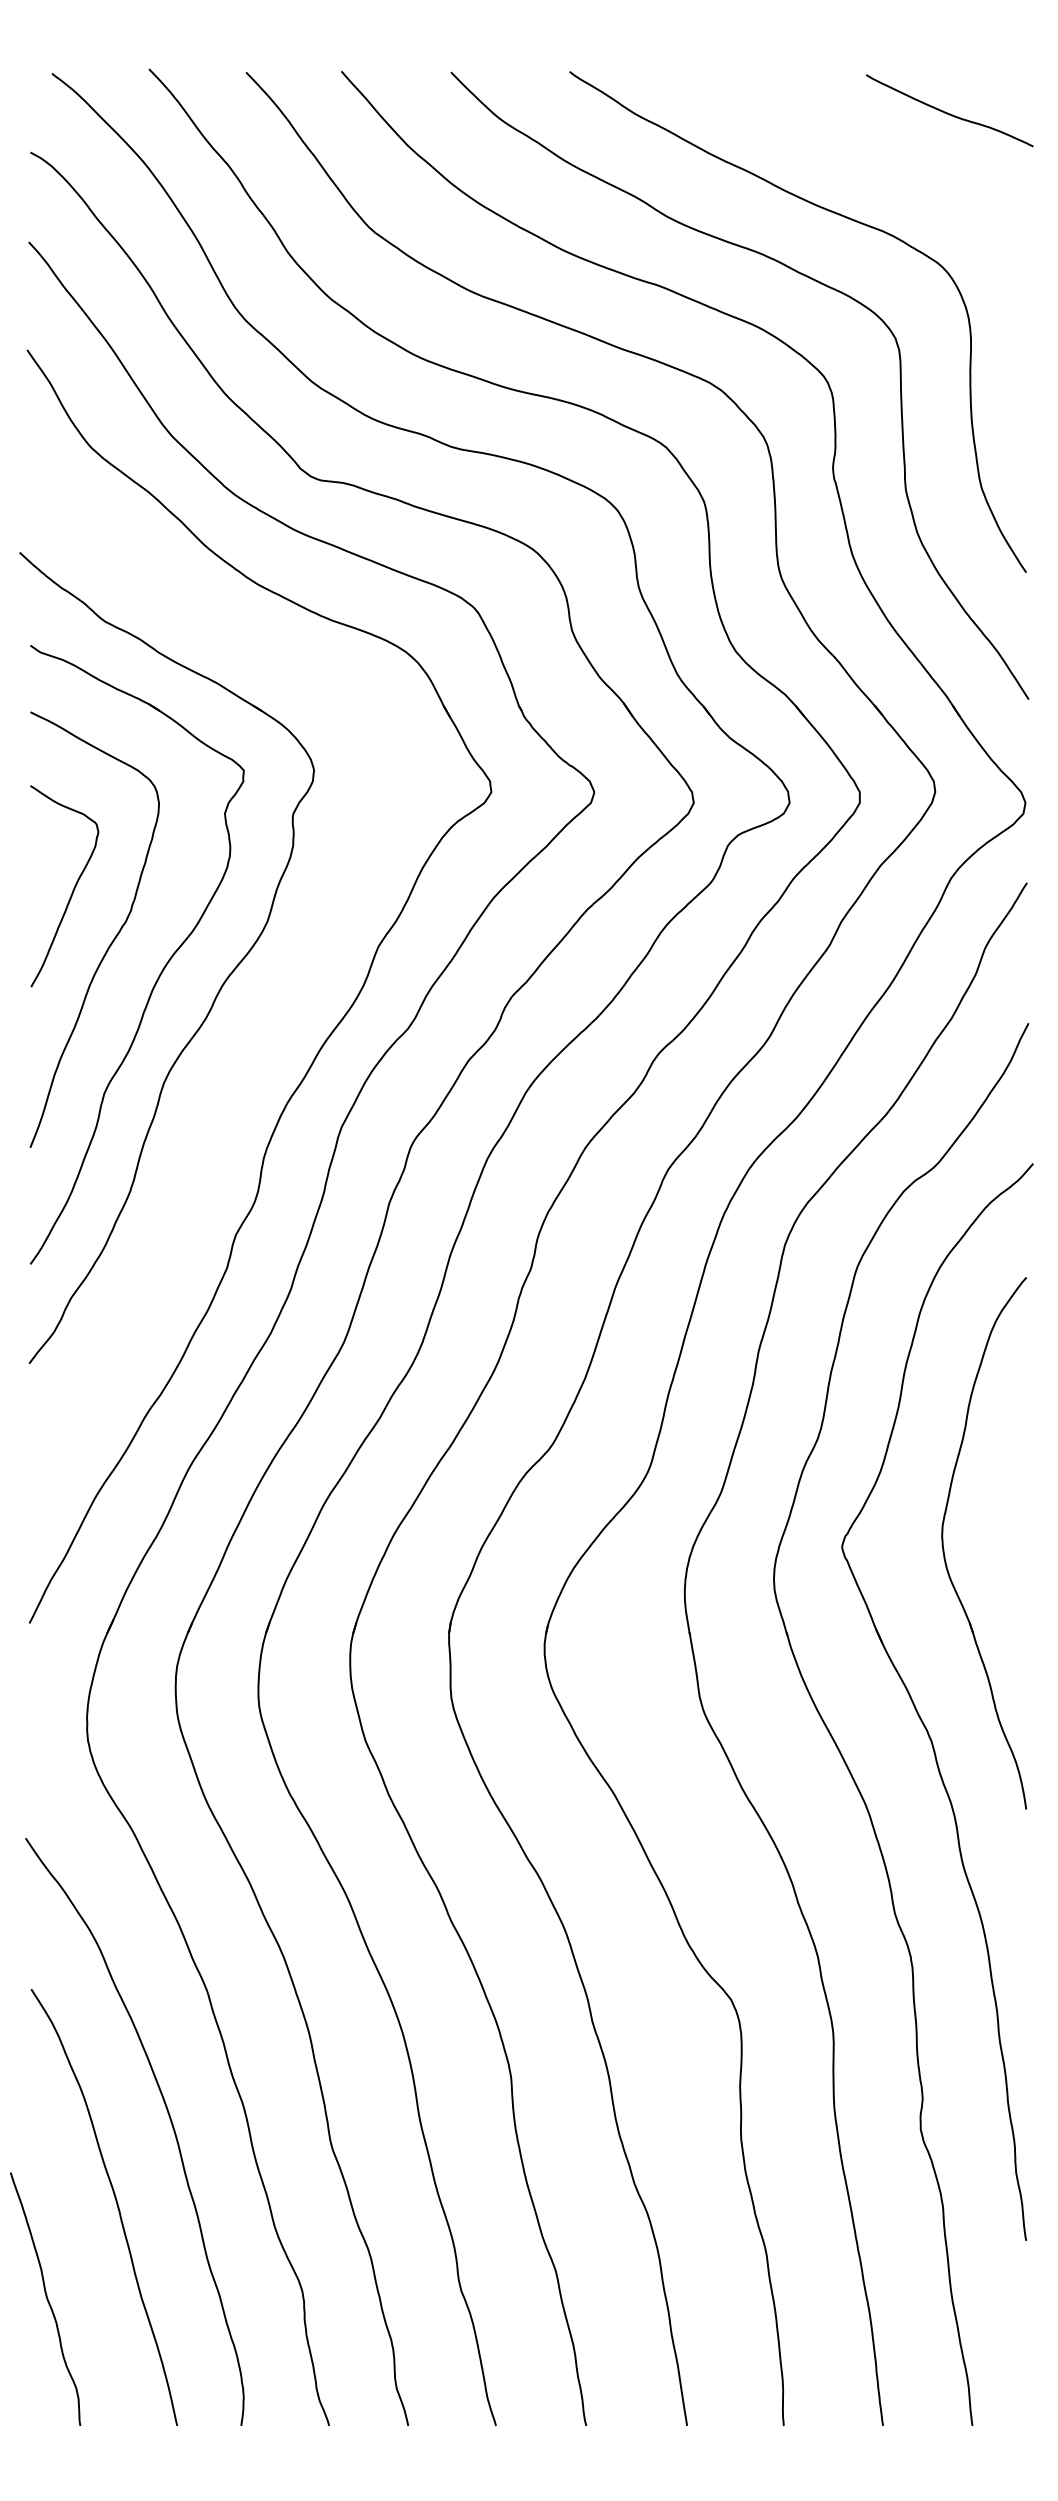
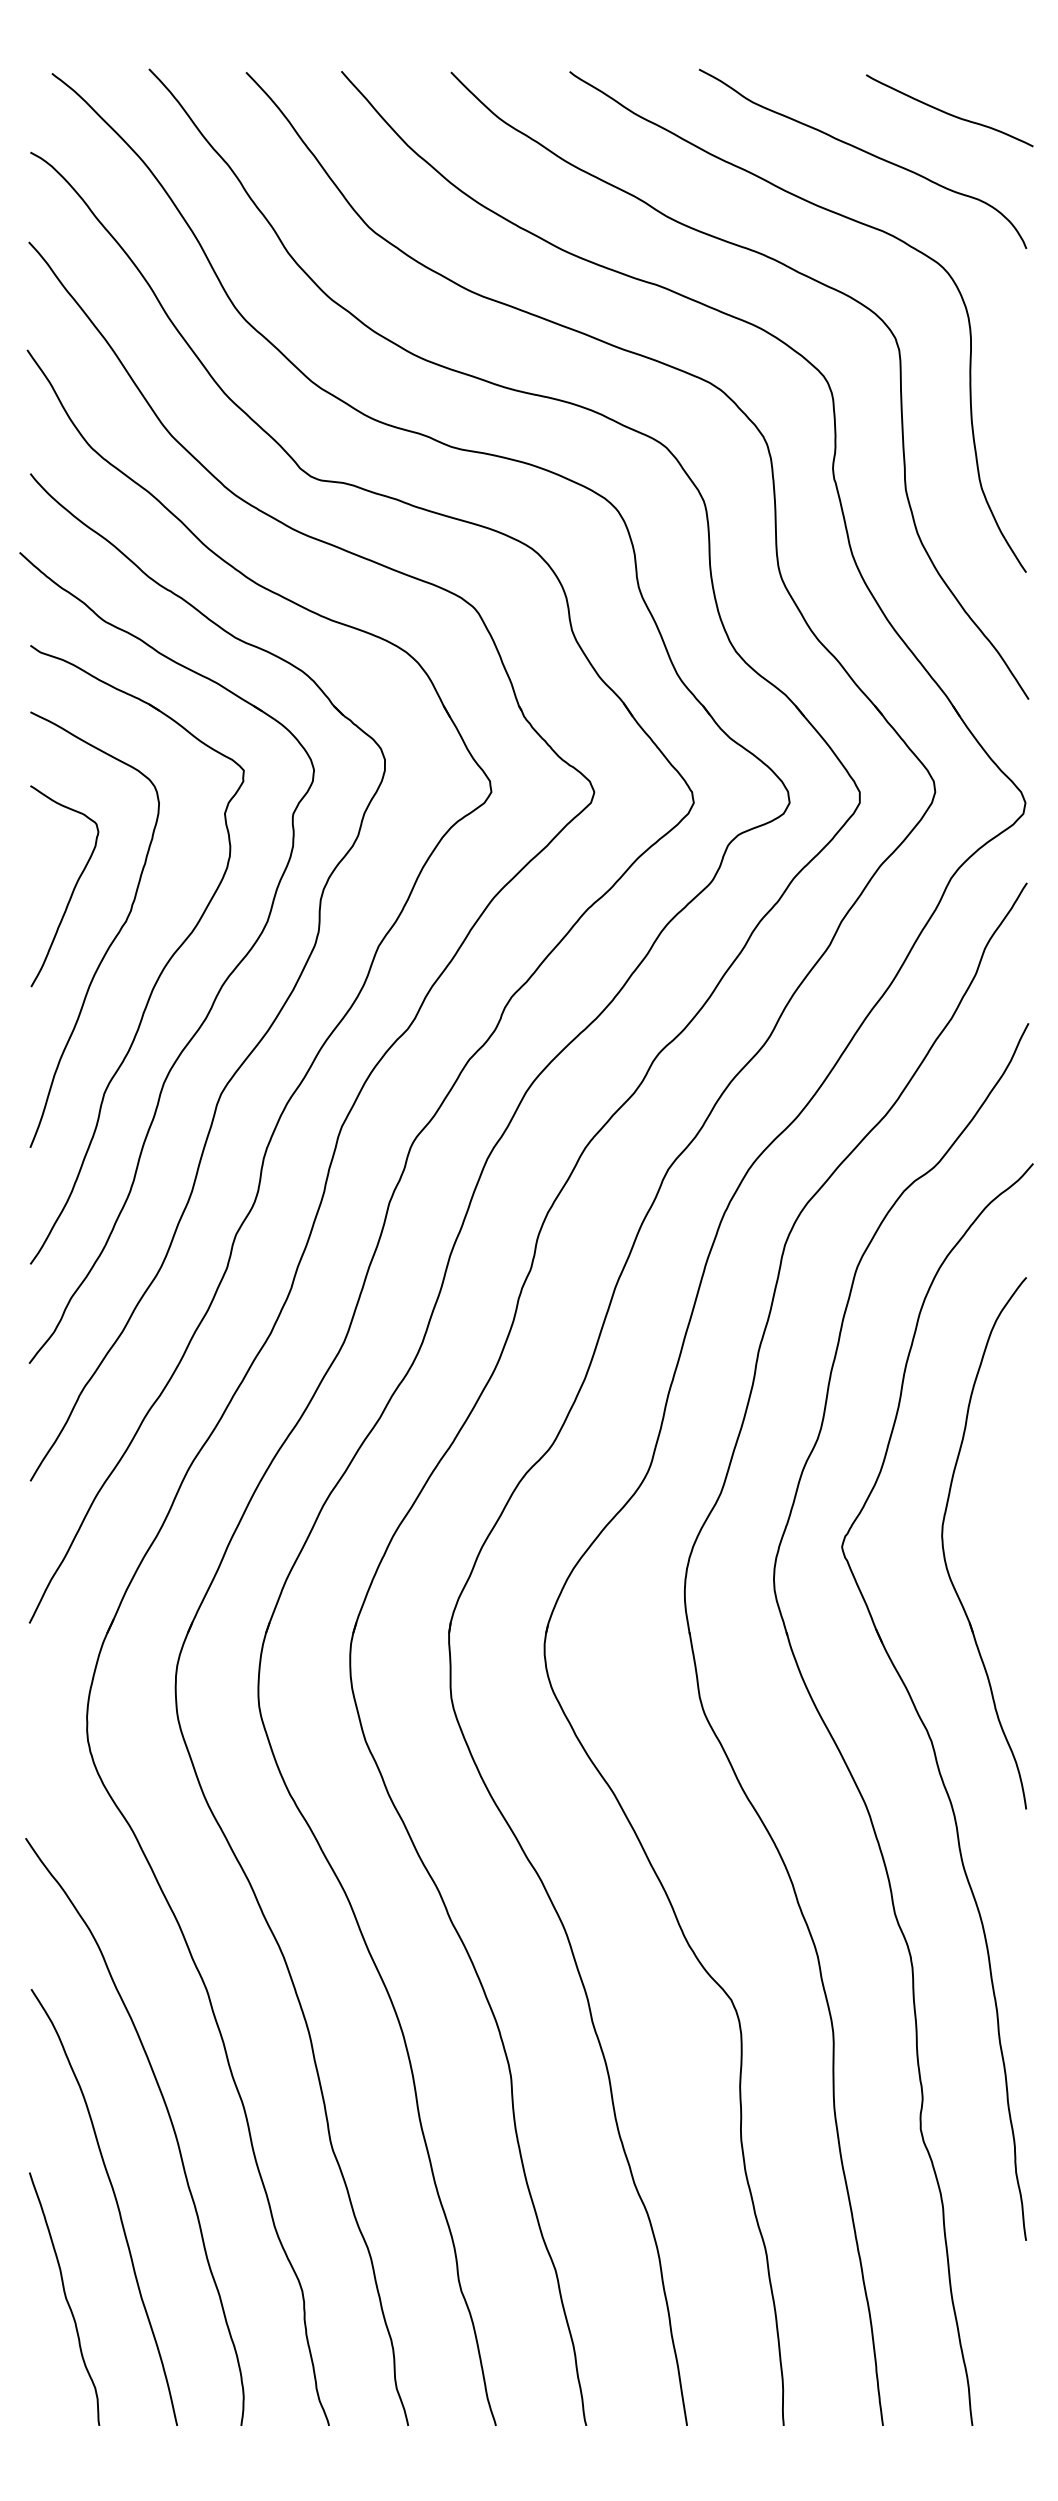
curve: none -> present (864, 152)
part: none -> present (272, 1021)
curve position: (46, 2298) -> (65, 2298) (65, 2298)
